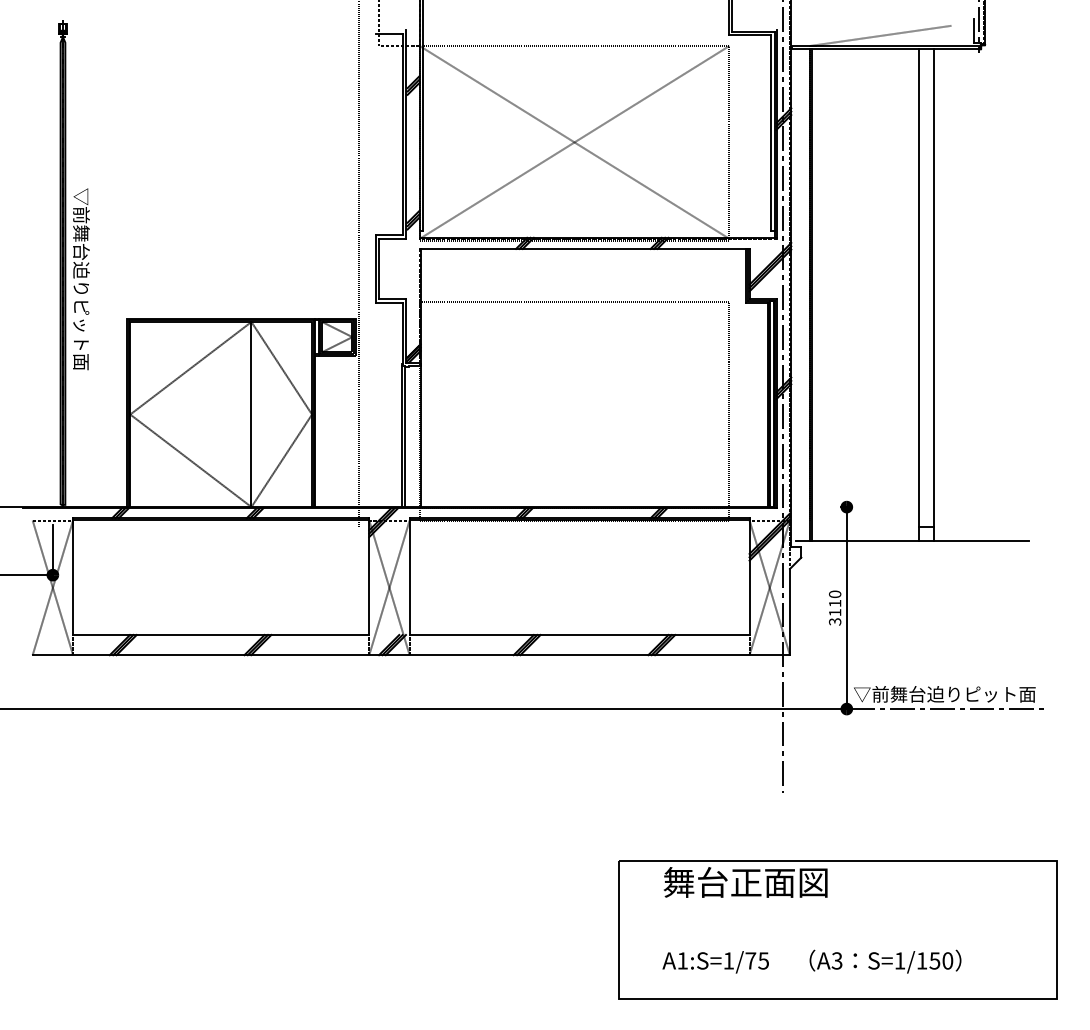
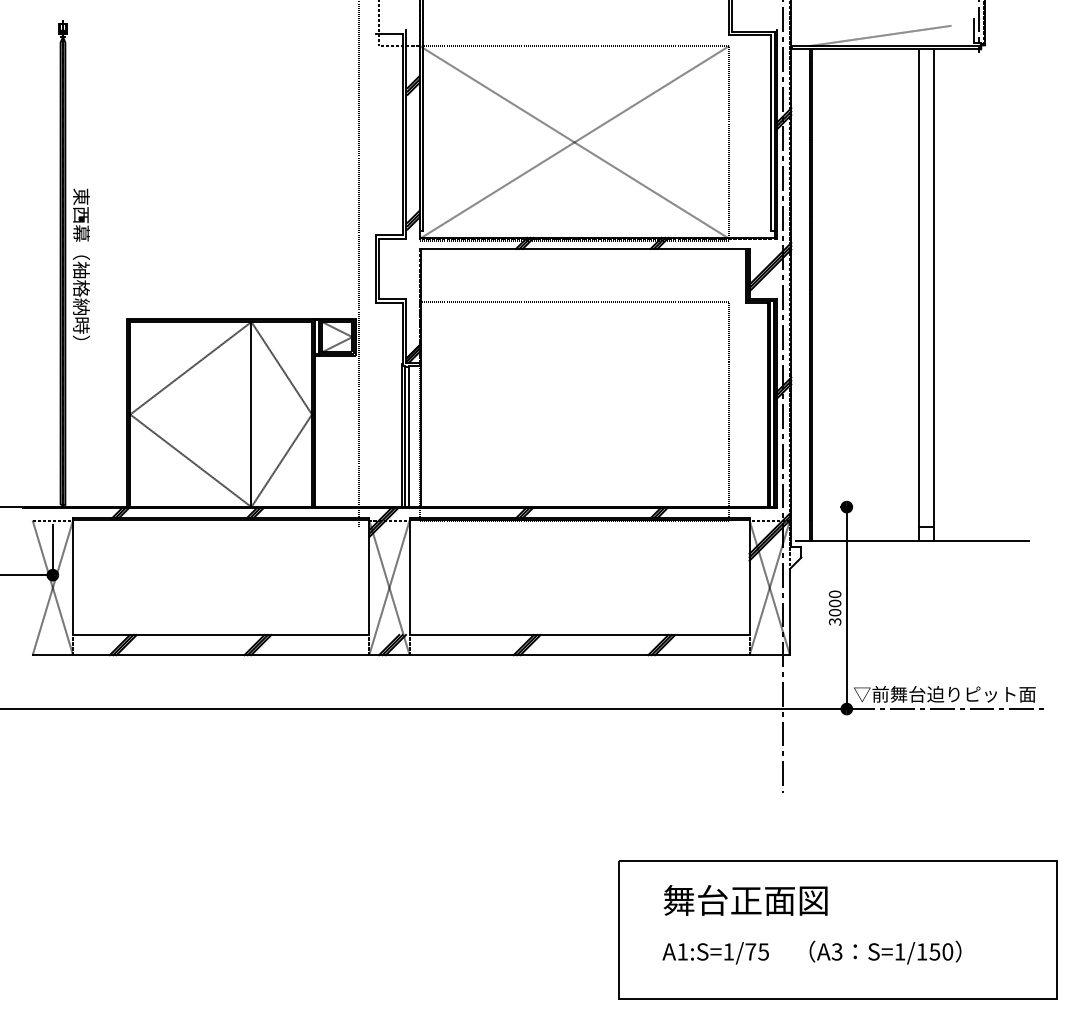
text: ▽前舞台迫りピット面 -> 東西幕（袖格納時） (80, 279)
line: none -> present (408, 436)
text: 3110 -> 3000 (835, 607)
text position: (745, 882) -> (745, 900) (745, 900)
text position: (811, 961) -> (811, 952) (811, 952)
